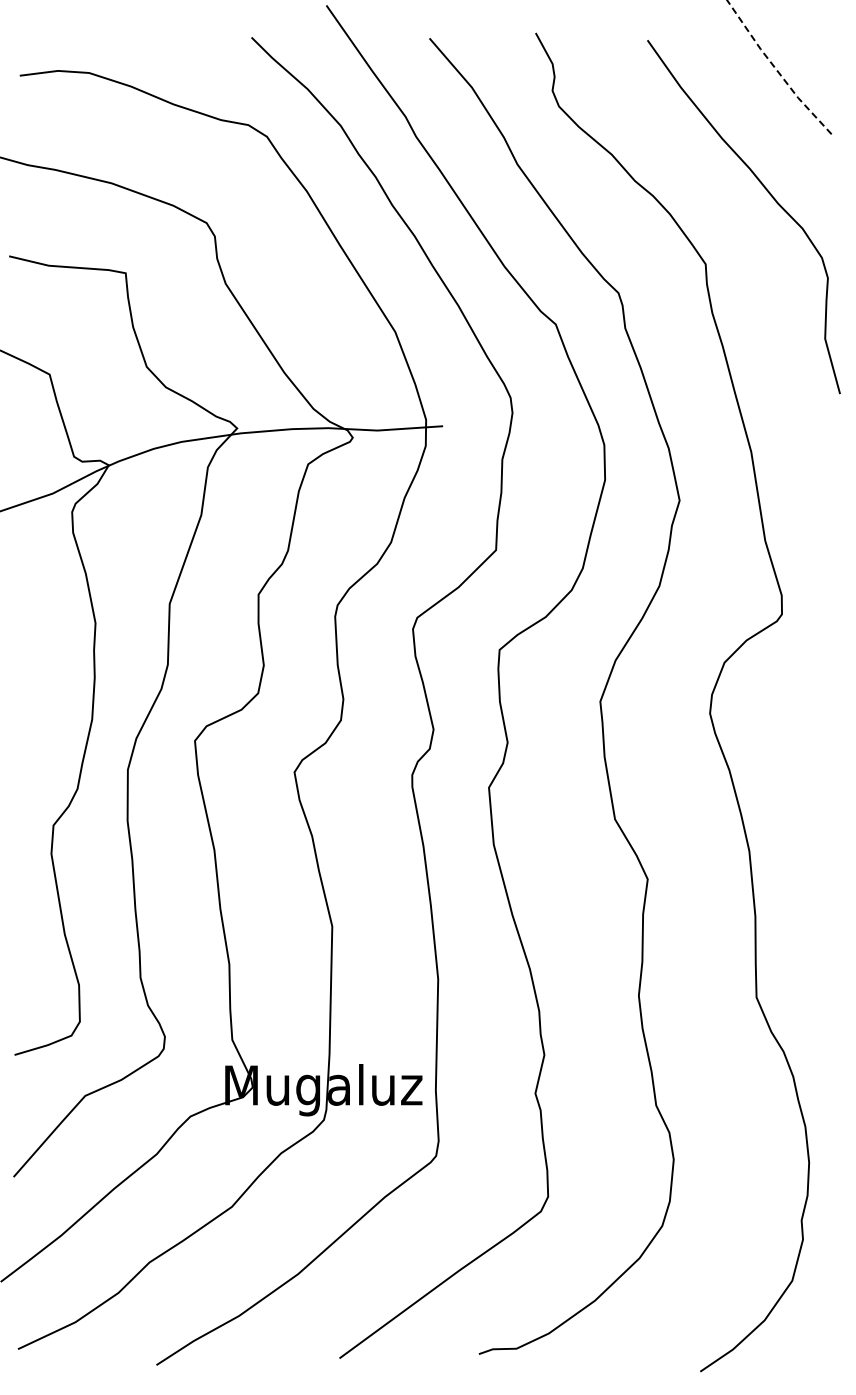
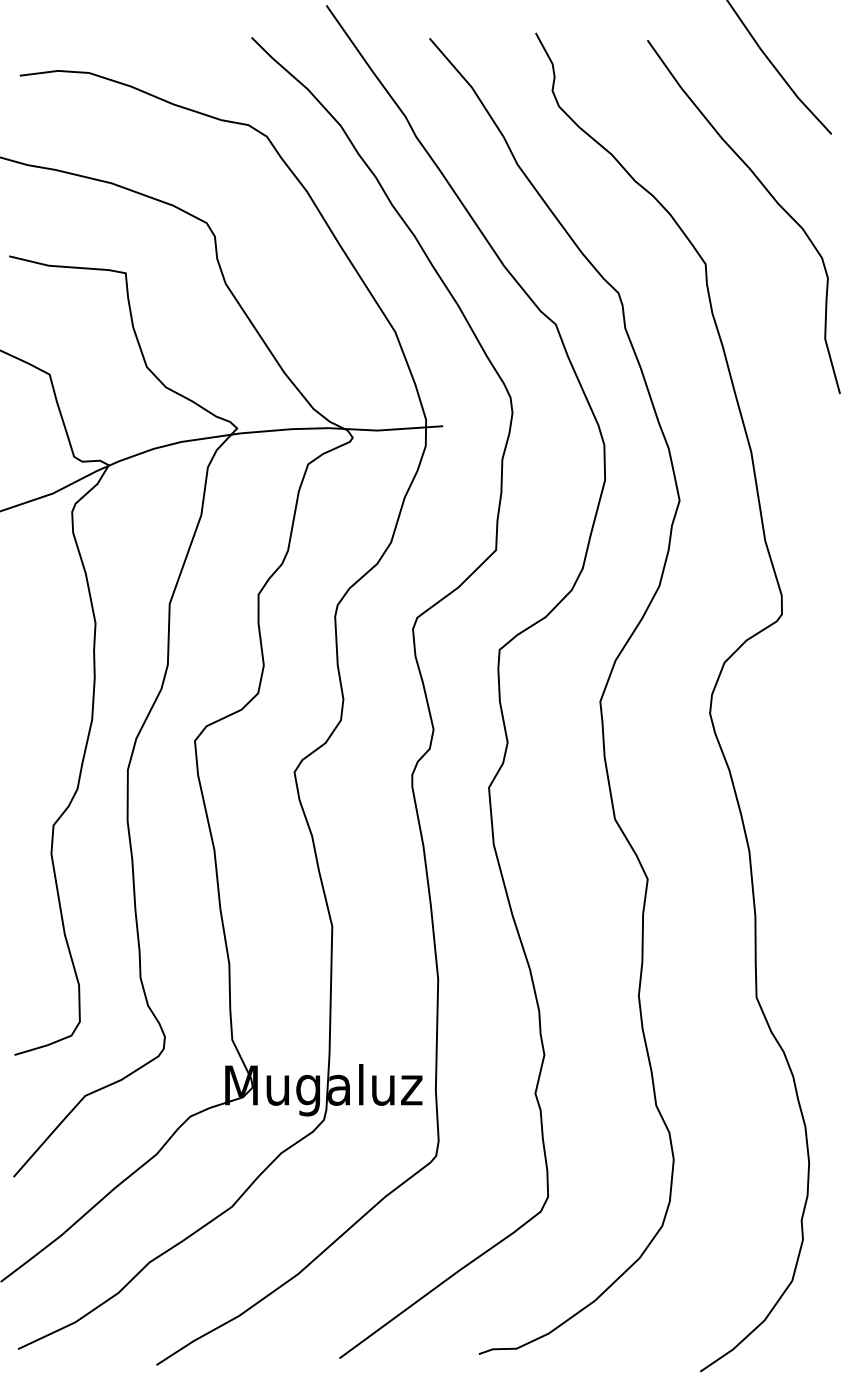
line: dashed -> solid (776, 69)
